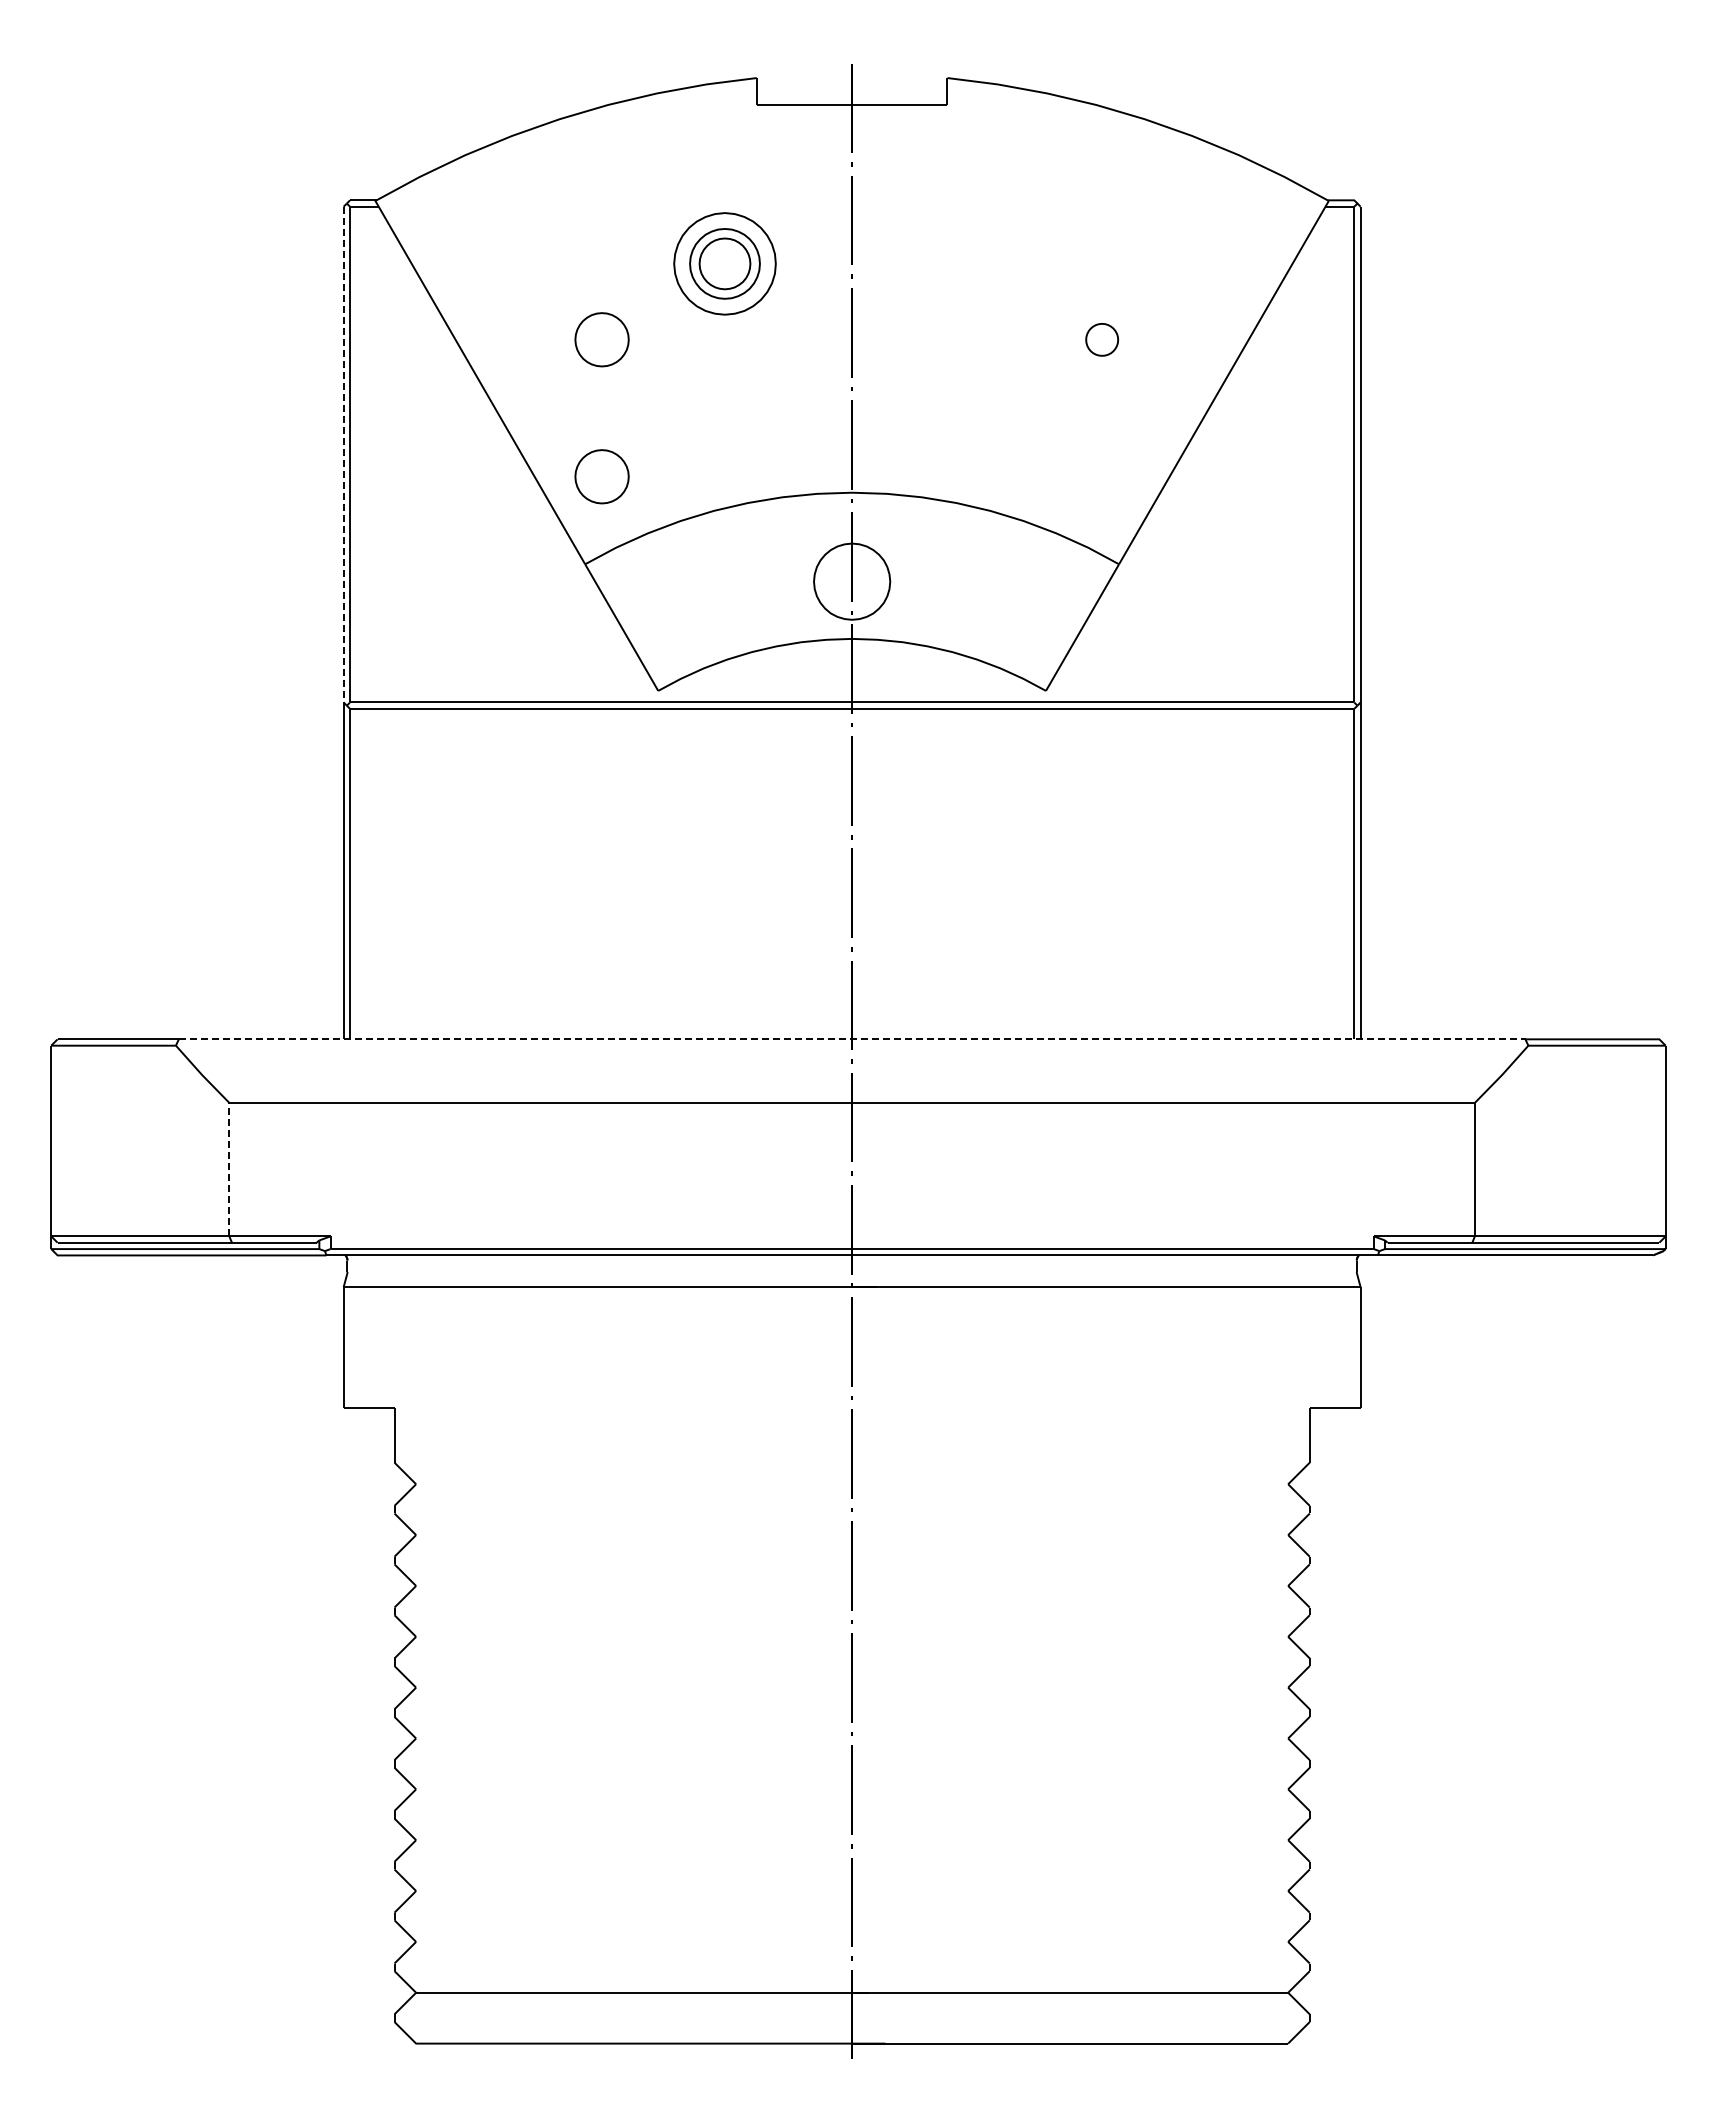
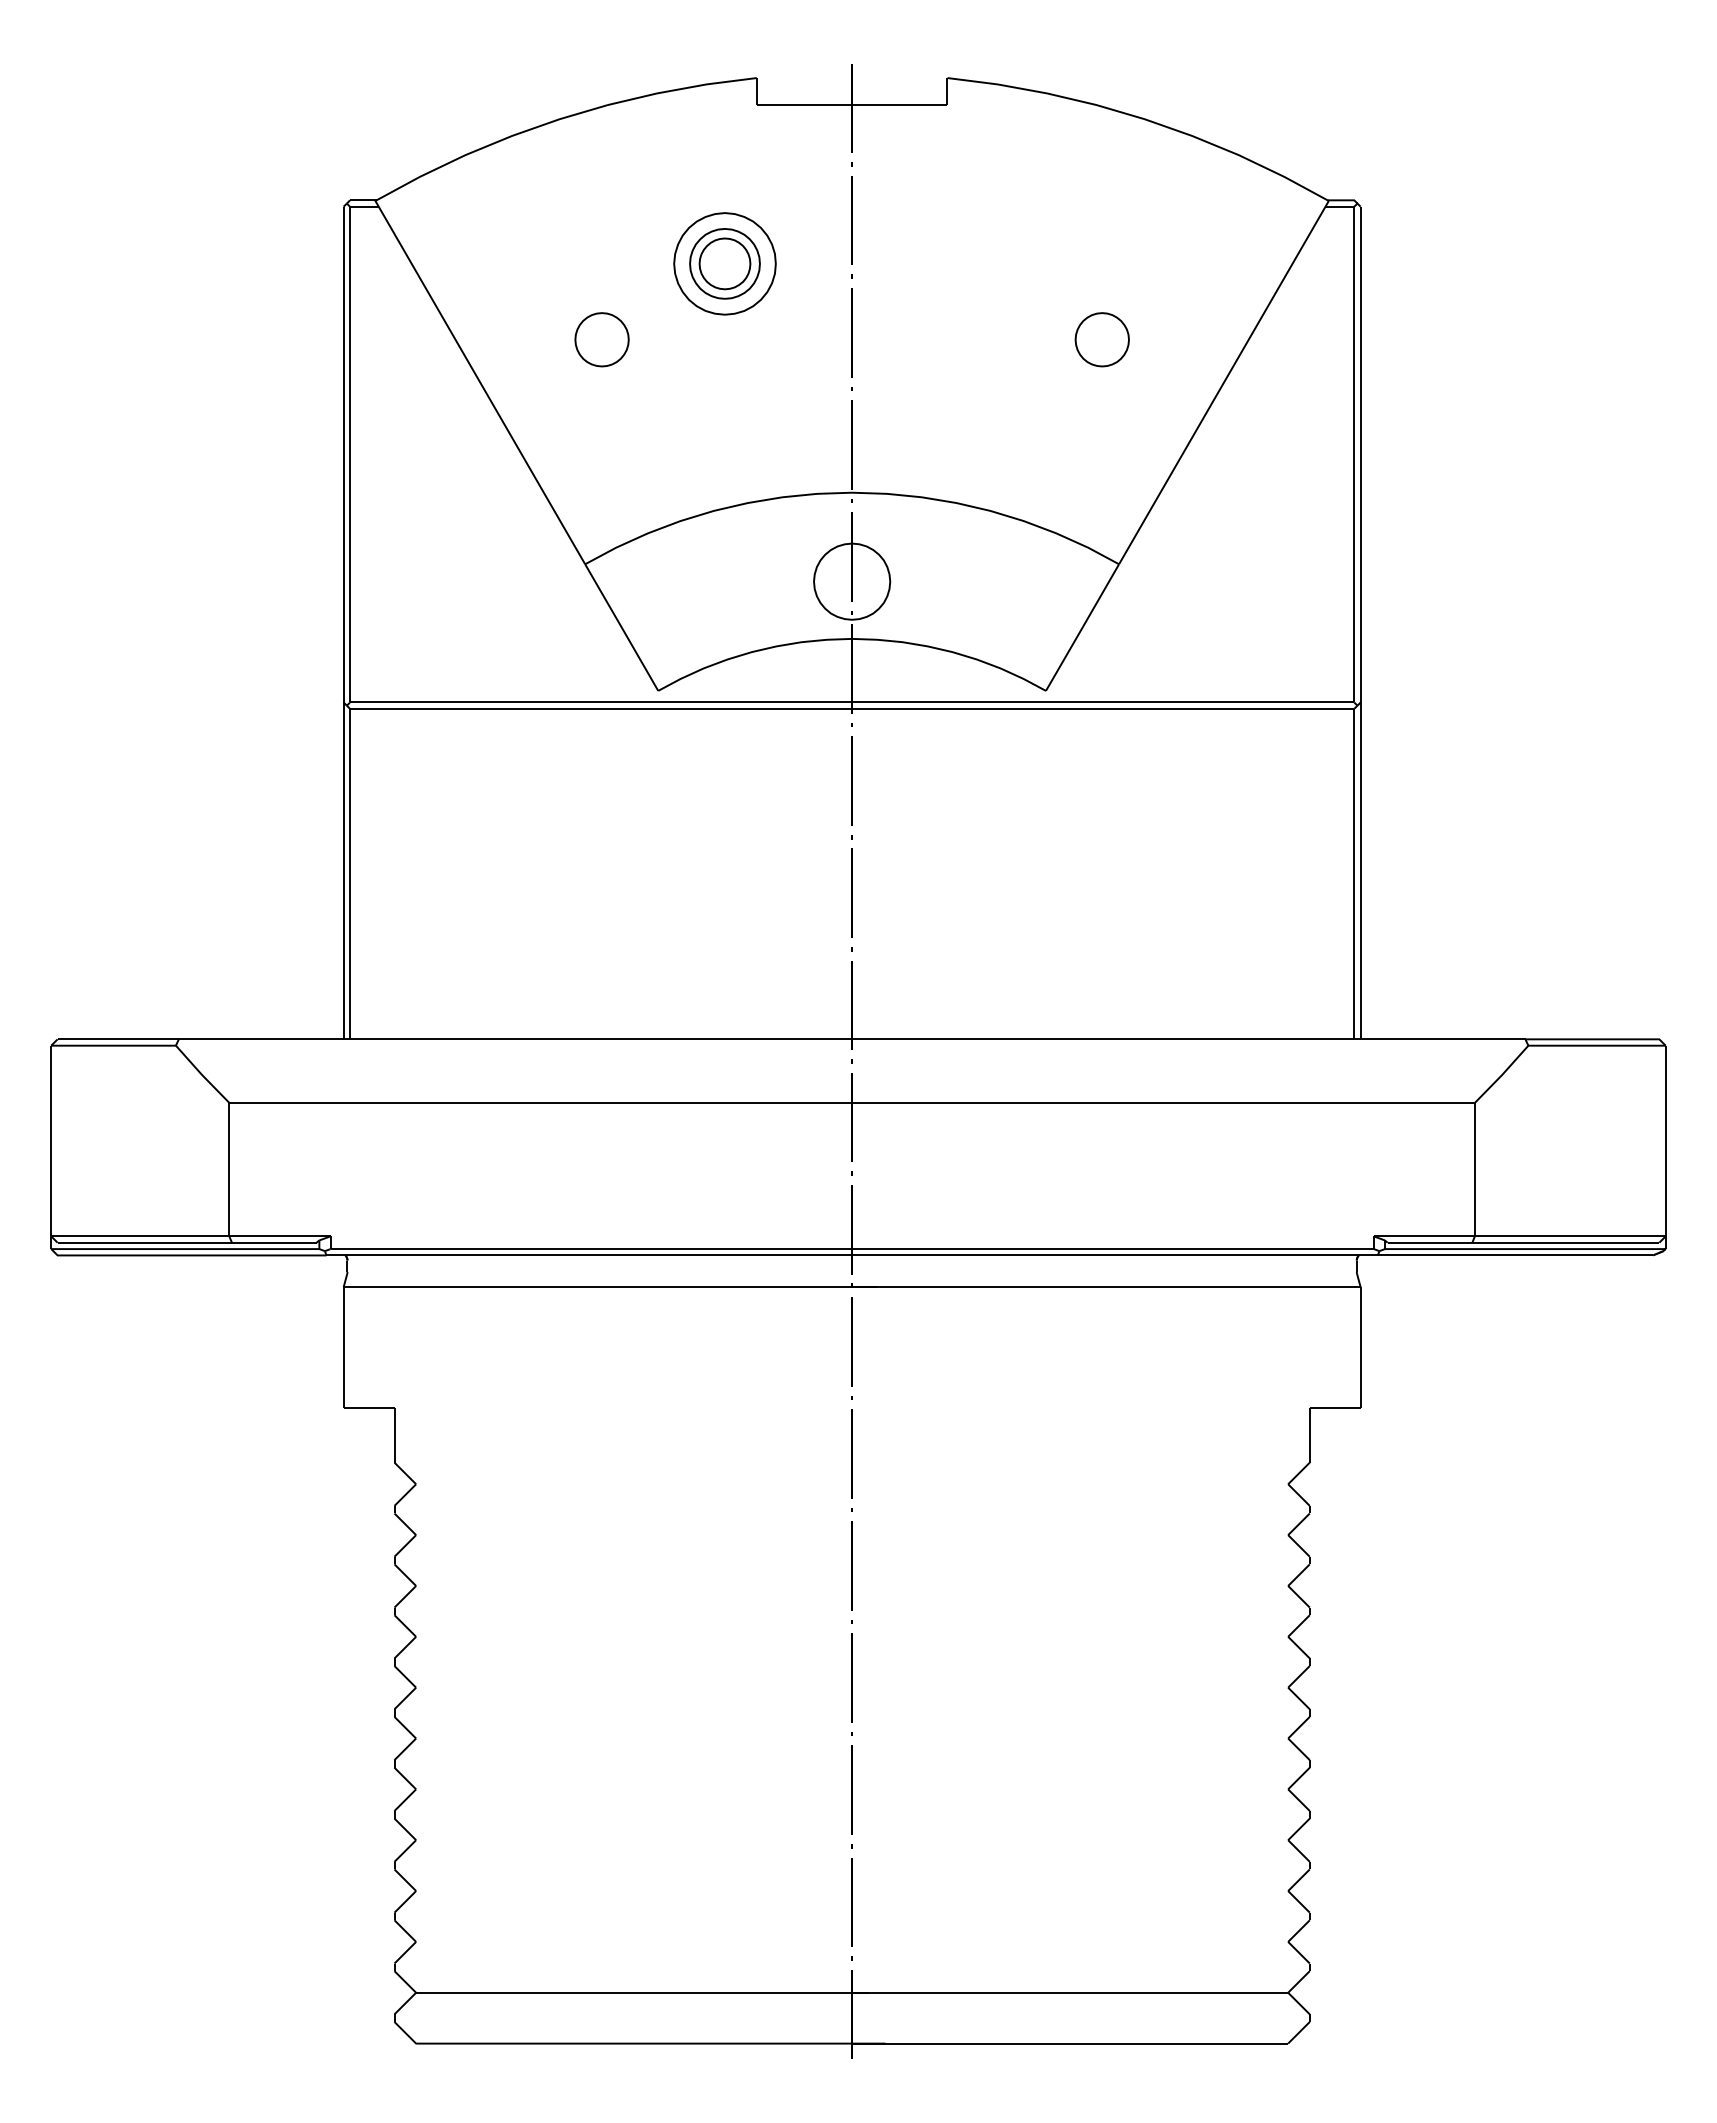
part size: 35x34 px -> 56x56 px (1101, 339)
line: dashed -> solid (343, 454)
part: present -> none (601, 476)
line: dashed -> solid (852, 1039)
line: dashed -> solid (229, 1169)
